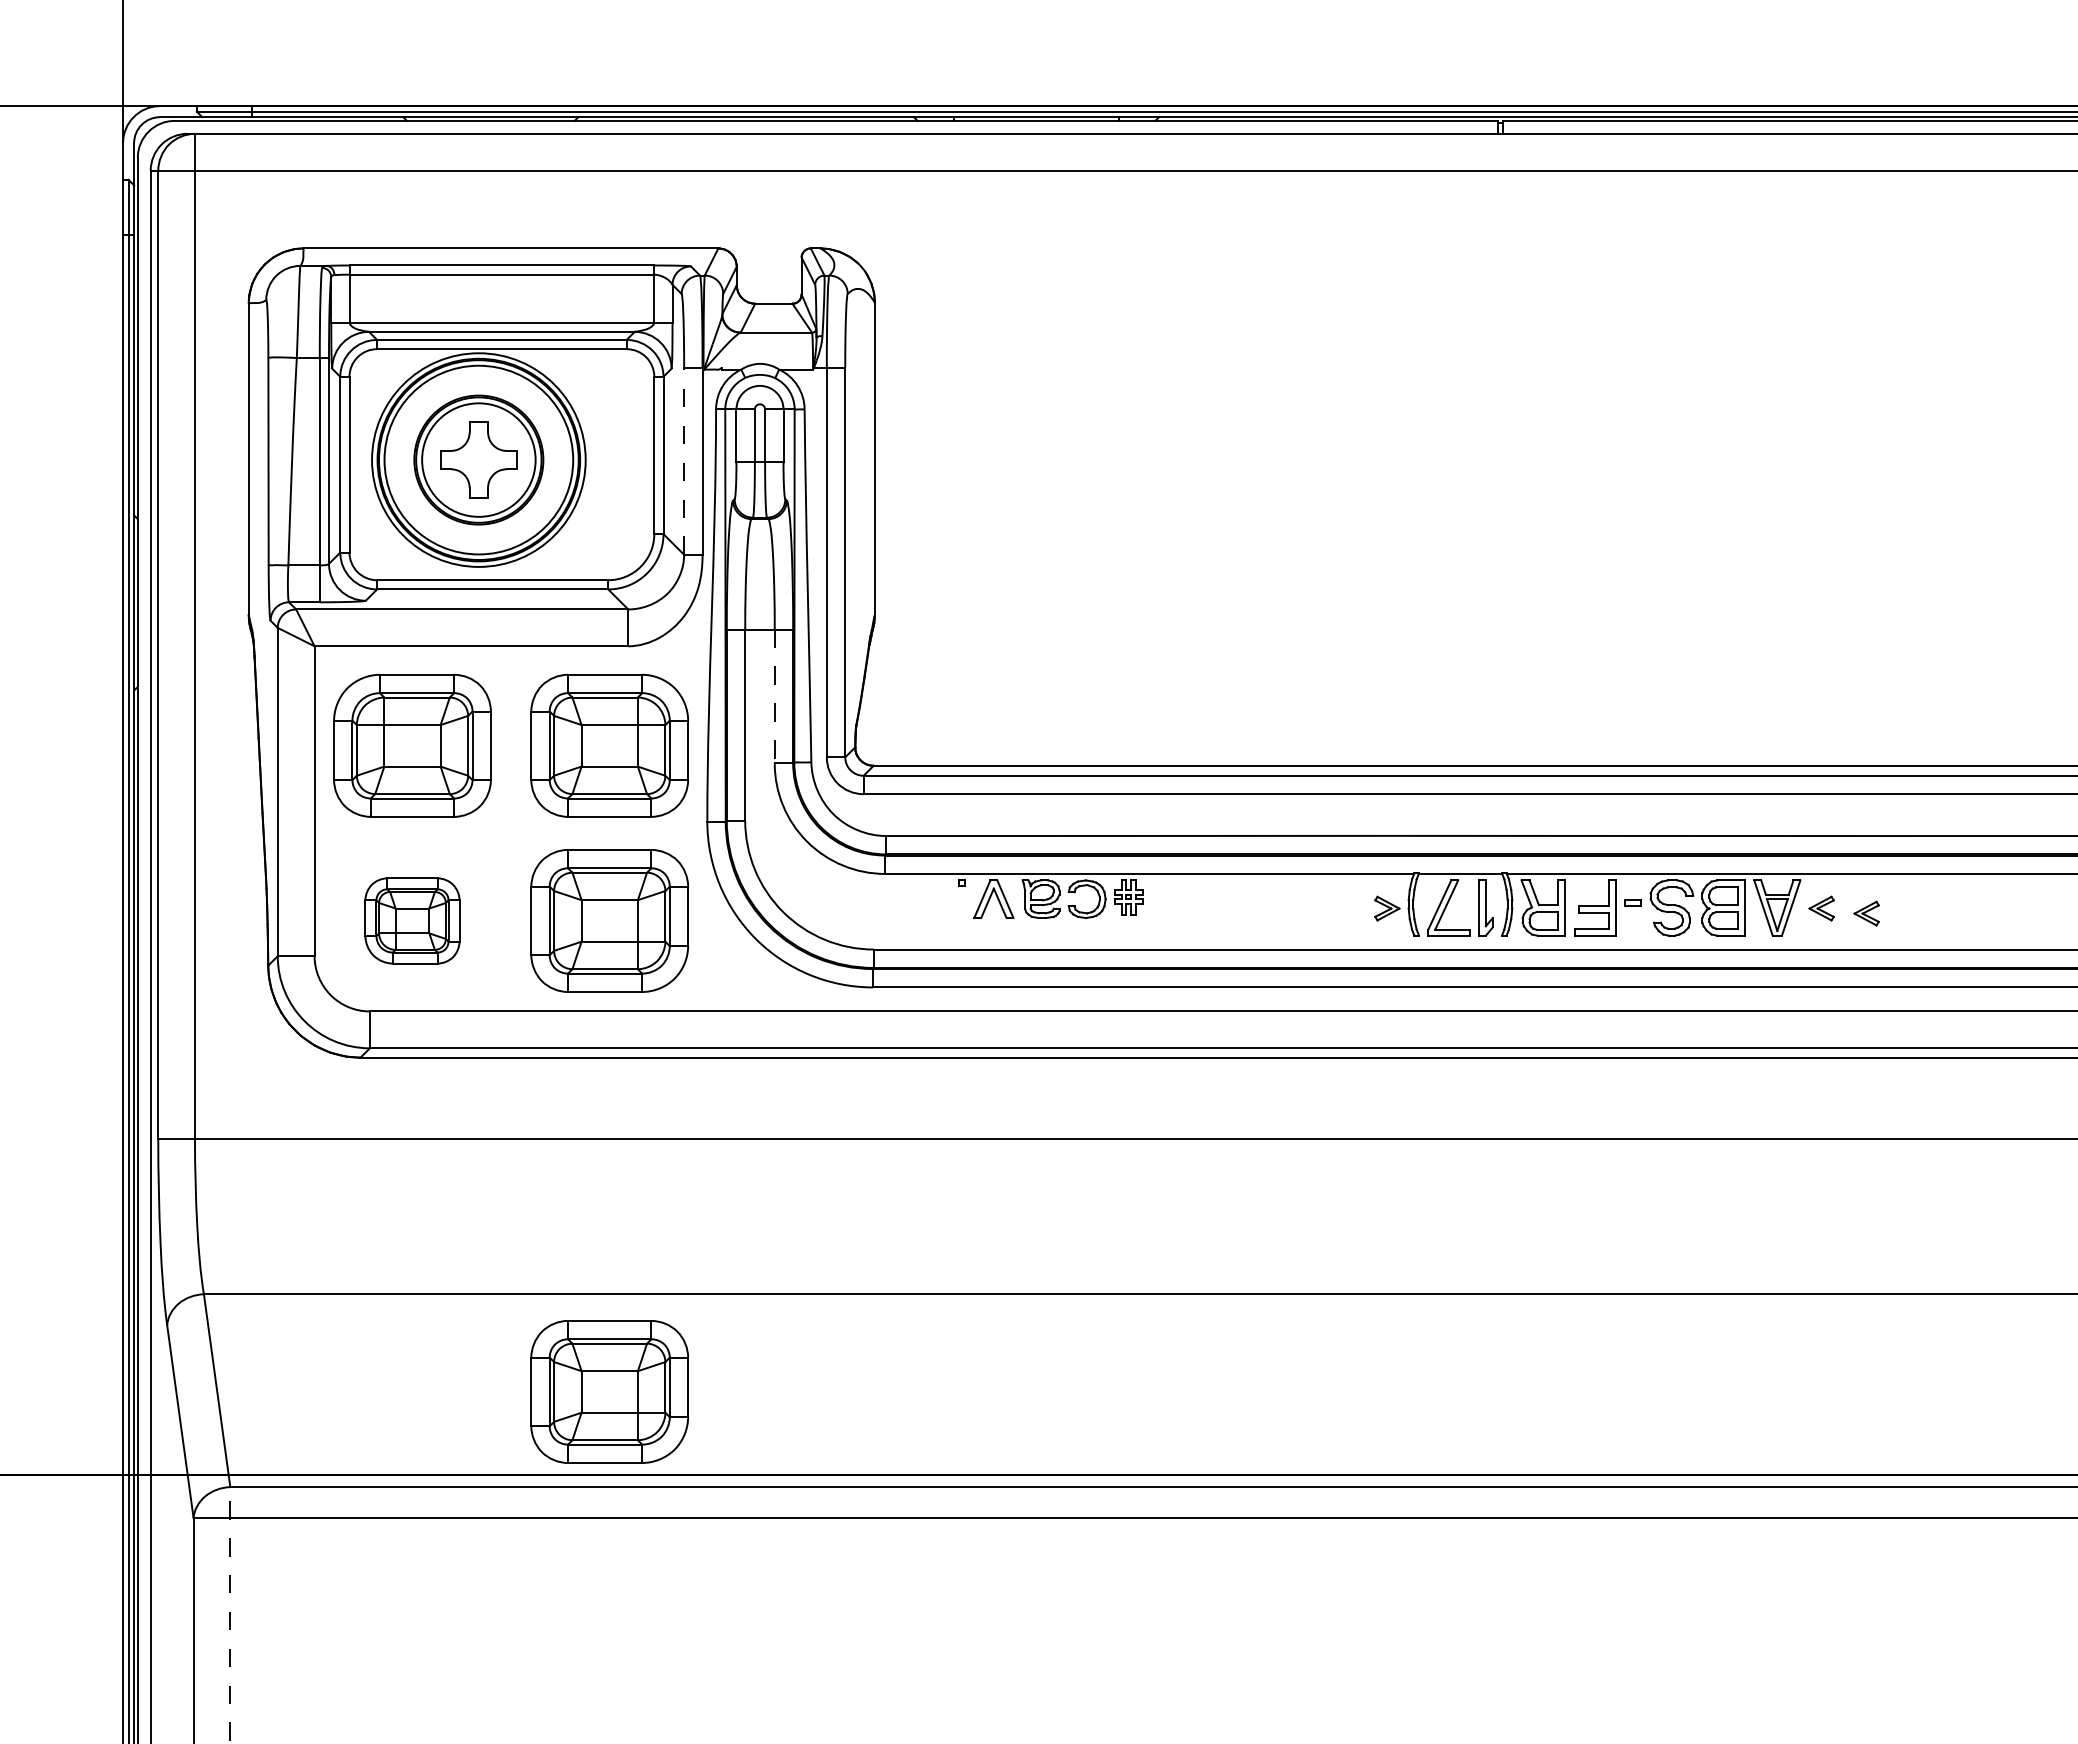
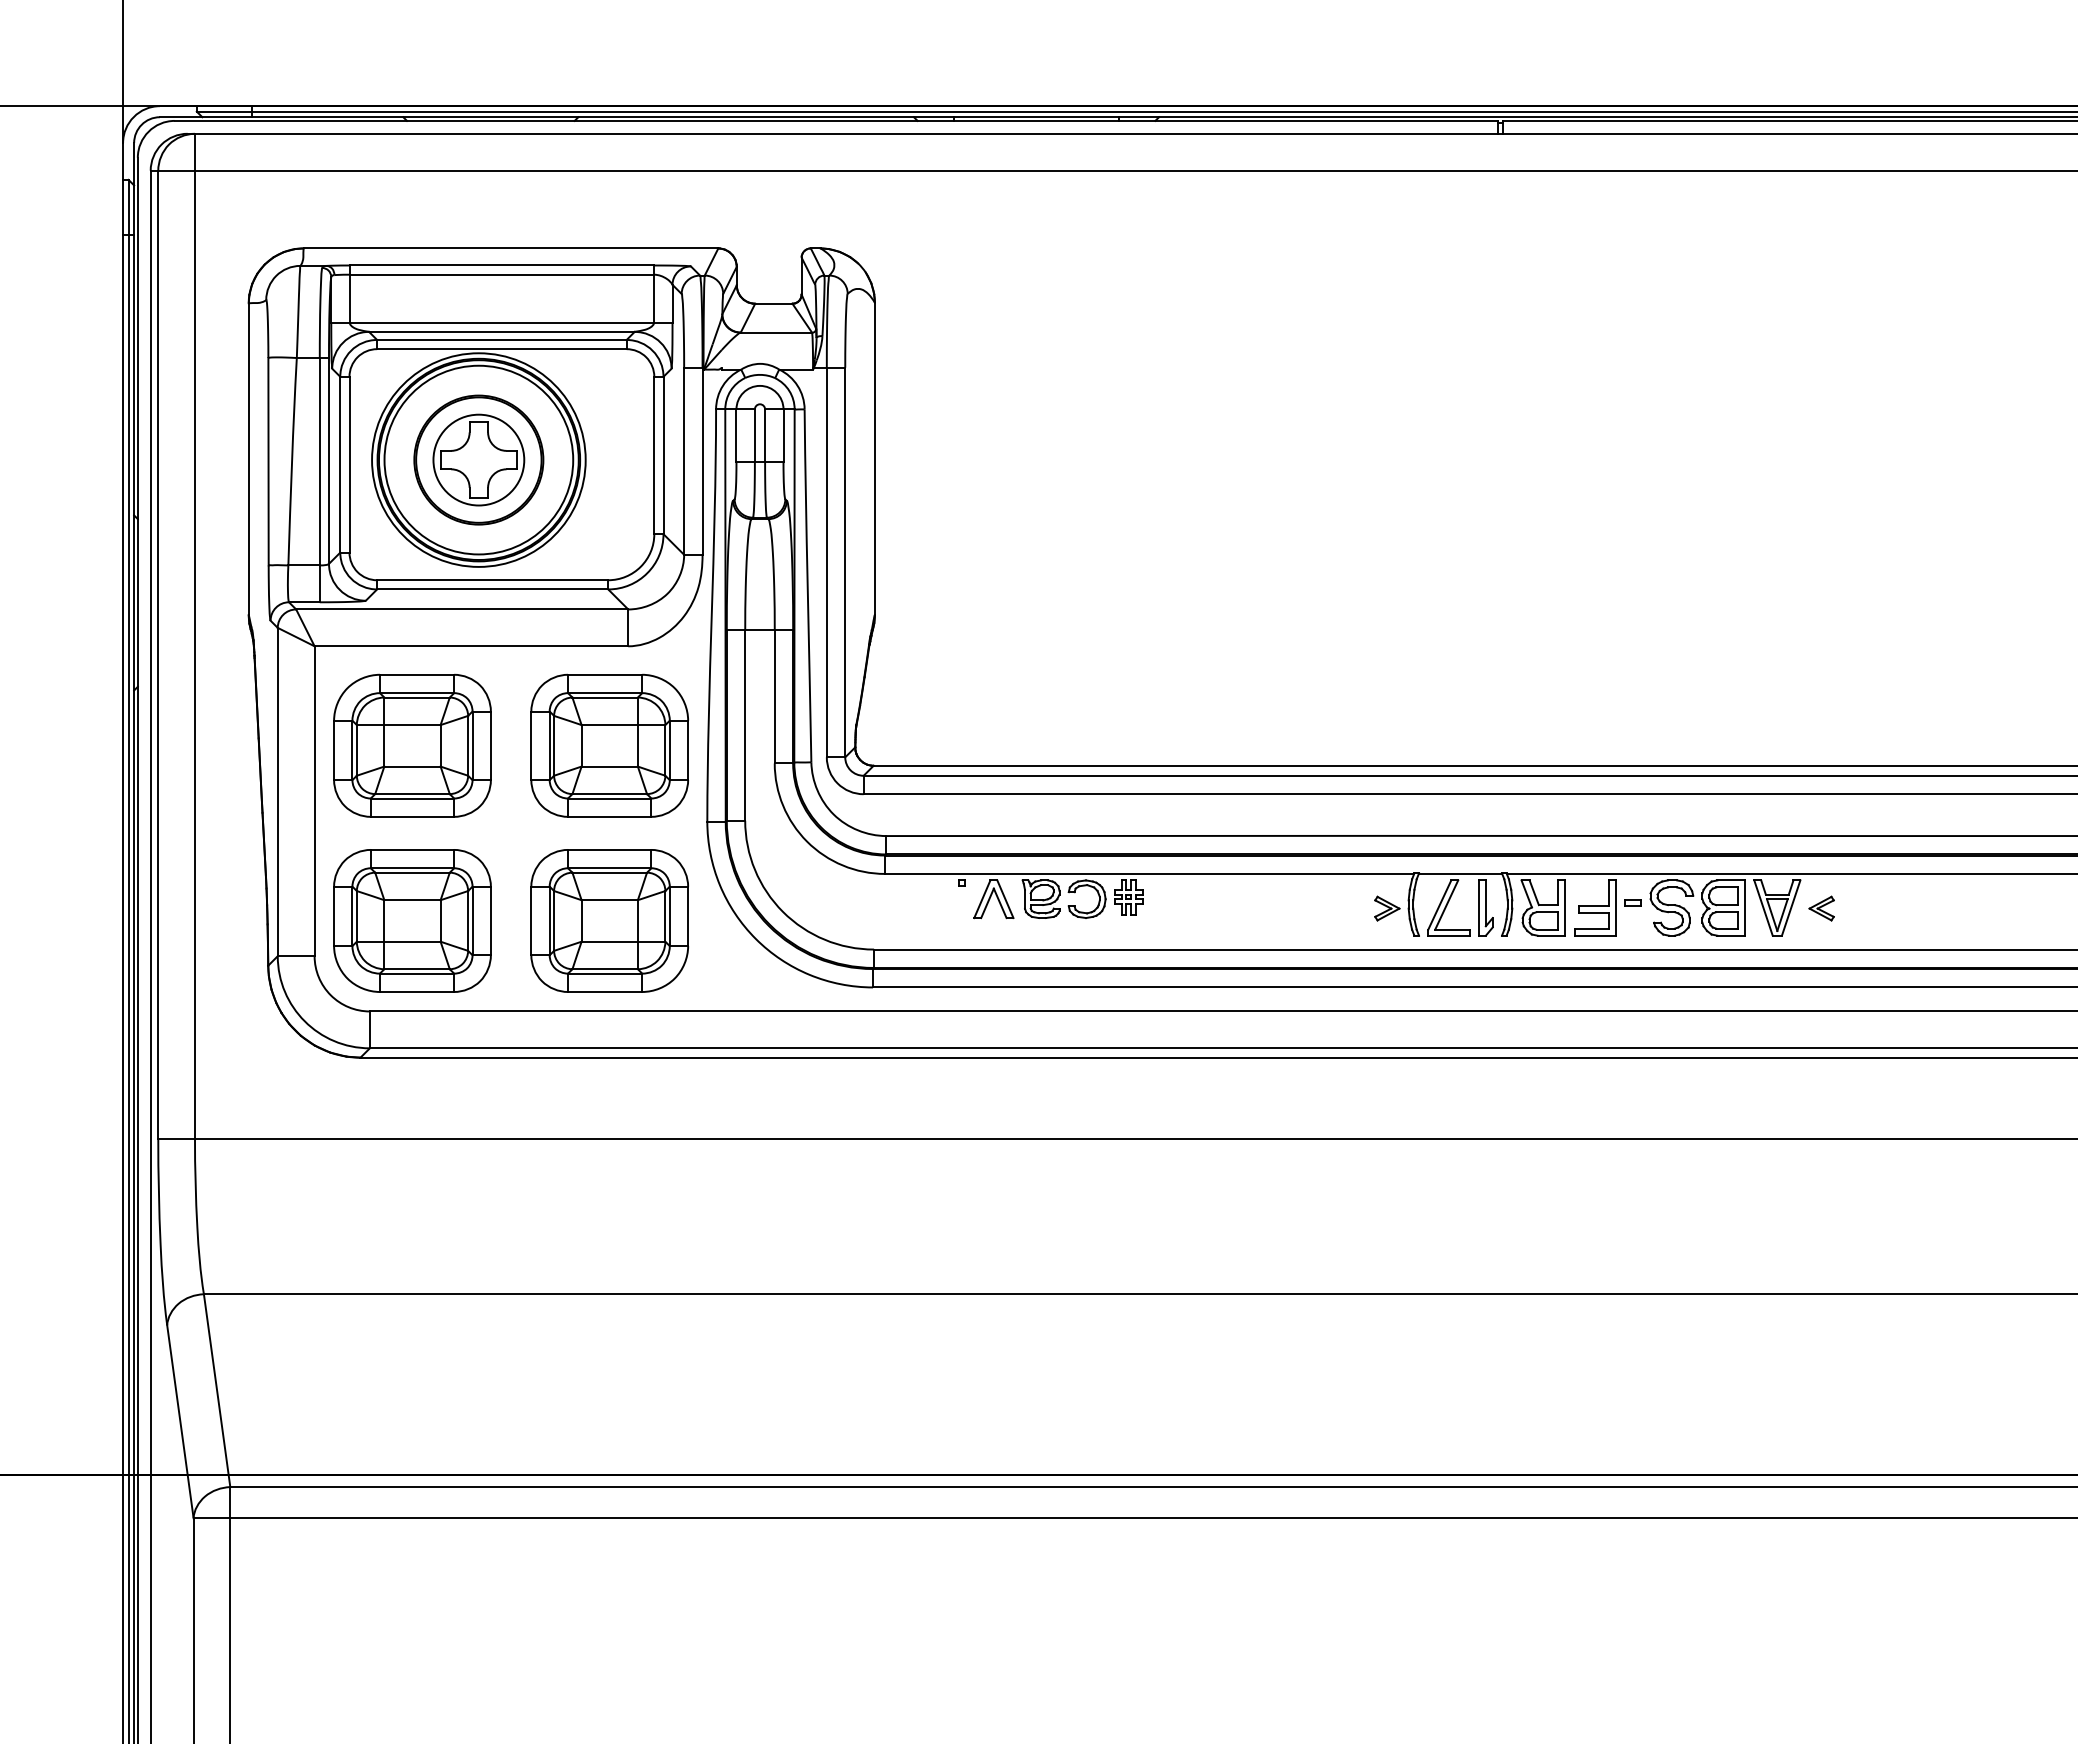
circle diameter: 114 px -> 91 px (478, 459)
line: dashed -> solid (684, 461)
line: dashed -> solid (774, 696)
part: present -> none (1866, 913)
part size: 97x88 px -> 159x144 px (412, 920)
part: present -> none (609, 1391)
line: dashed -> solid (230, 1615)
